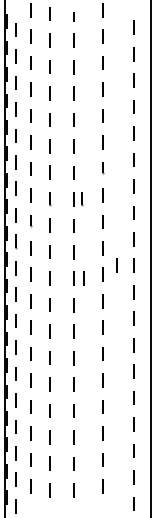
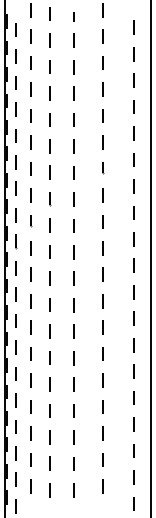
line: present -> none (82, 199)
line: present -> none (116, 265)
line: present -> none (83, 278)
